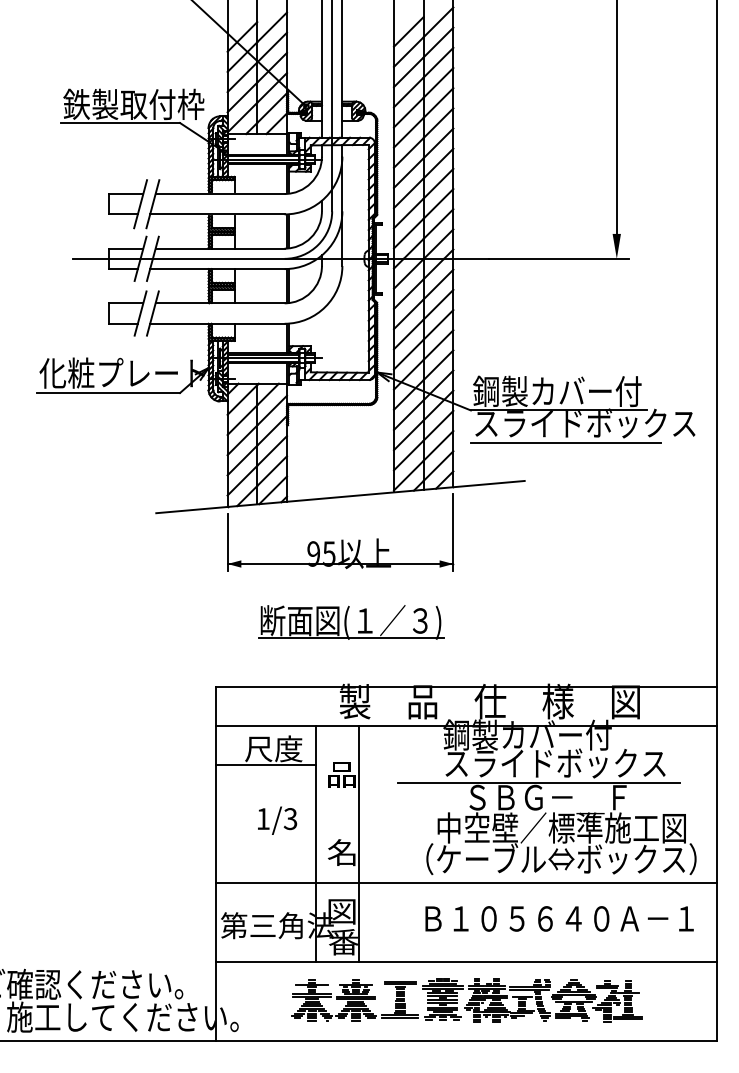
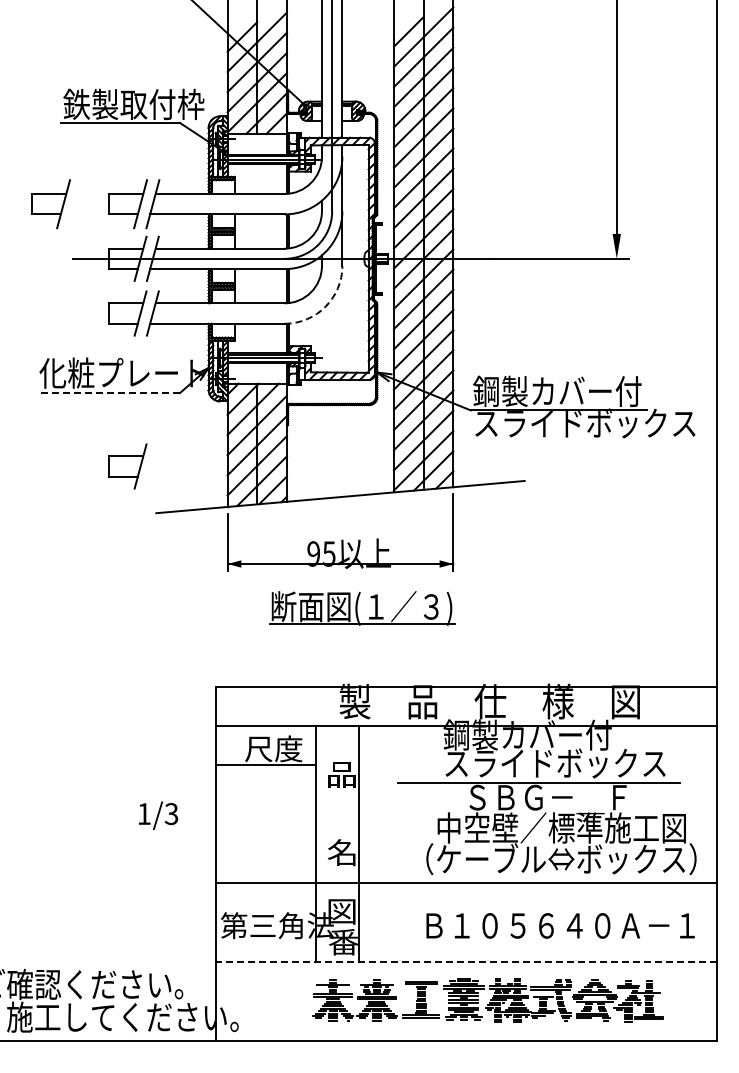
part: none -> present (50, 204)
arc: solid -> dashed (325, 306)
line: solid -> dashed (108, 393)
line: present -> none (565, 442)
part: none -> present (127, 466)
part position: (351, 622) -> (362, 608) (362, 608)
text position: (277, 820) -> (158, 815) (158, 815)
text position: (559, 918) -> (560, 925) (560, 925)
line: solid -> dashed (465, 962)
part position: (466, 1000) -> (487, 1000) (487, 1000)
